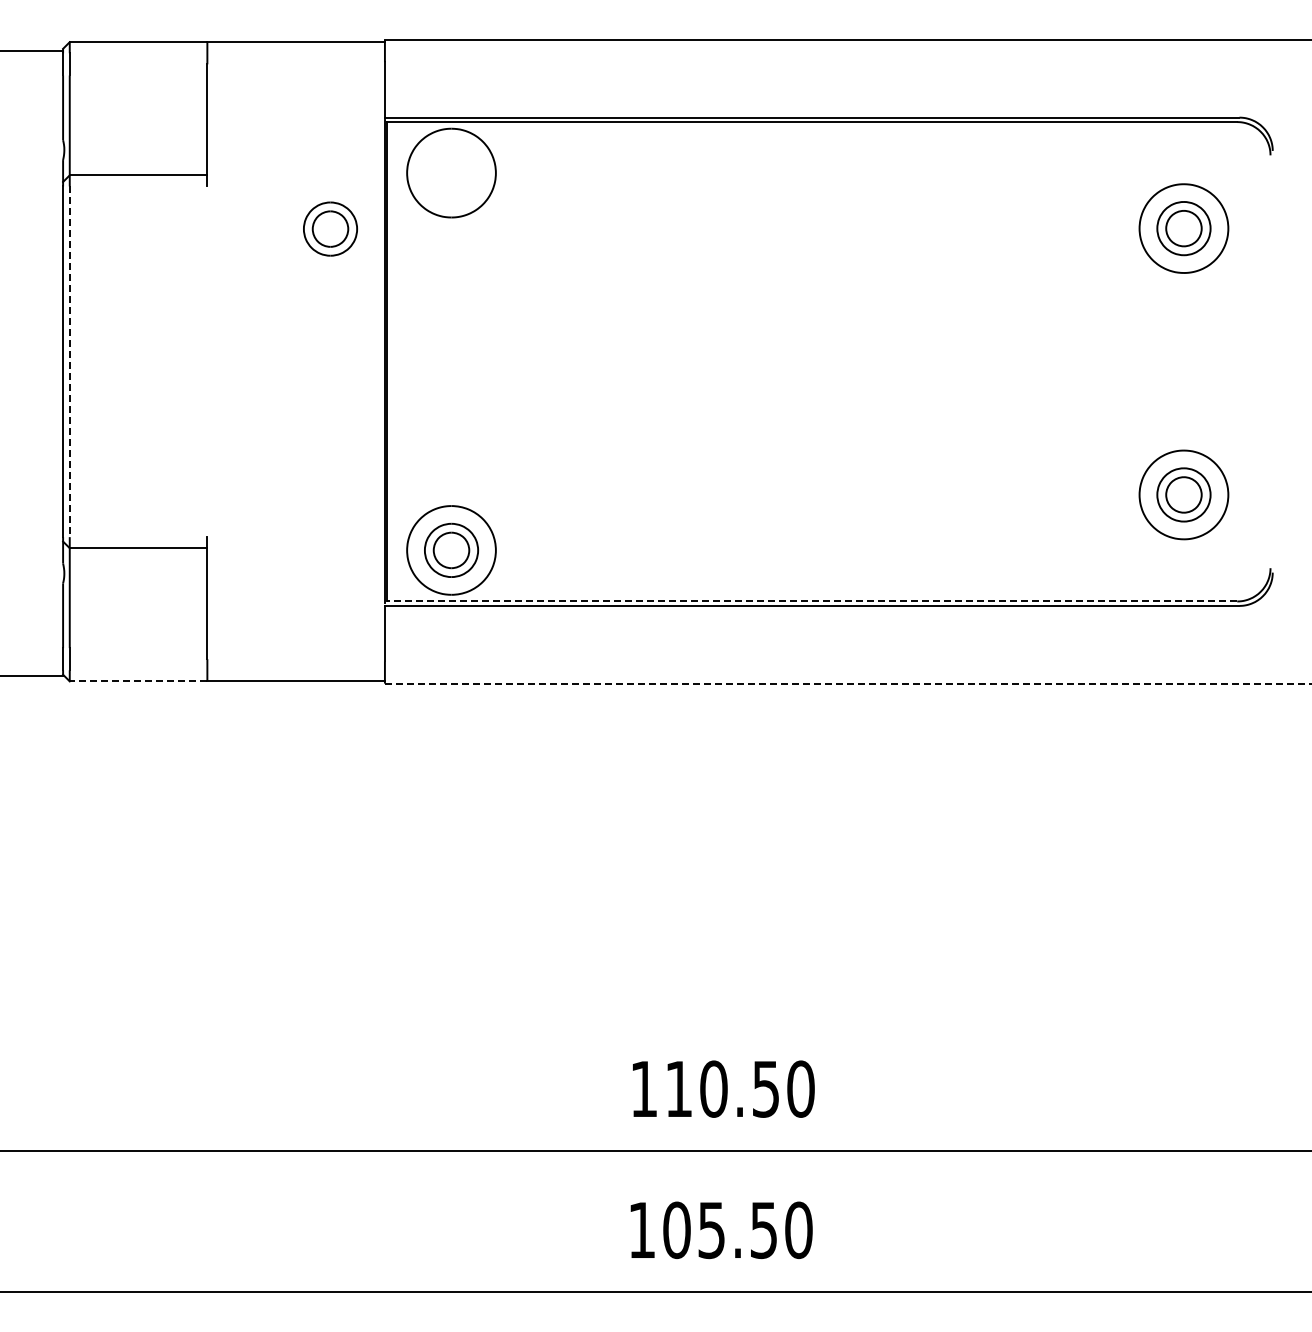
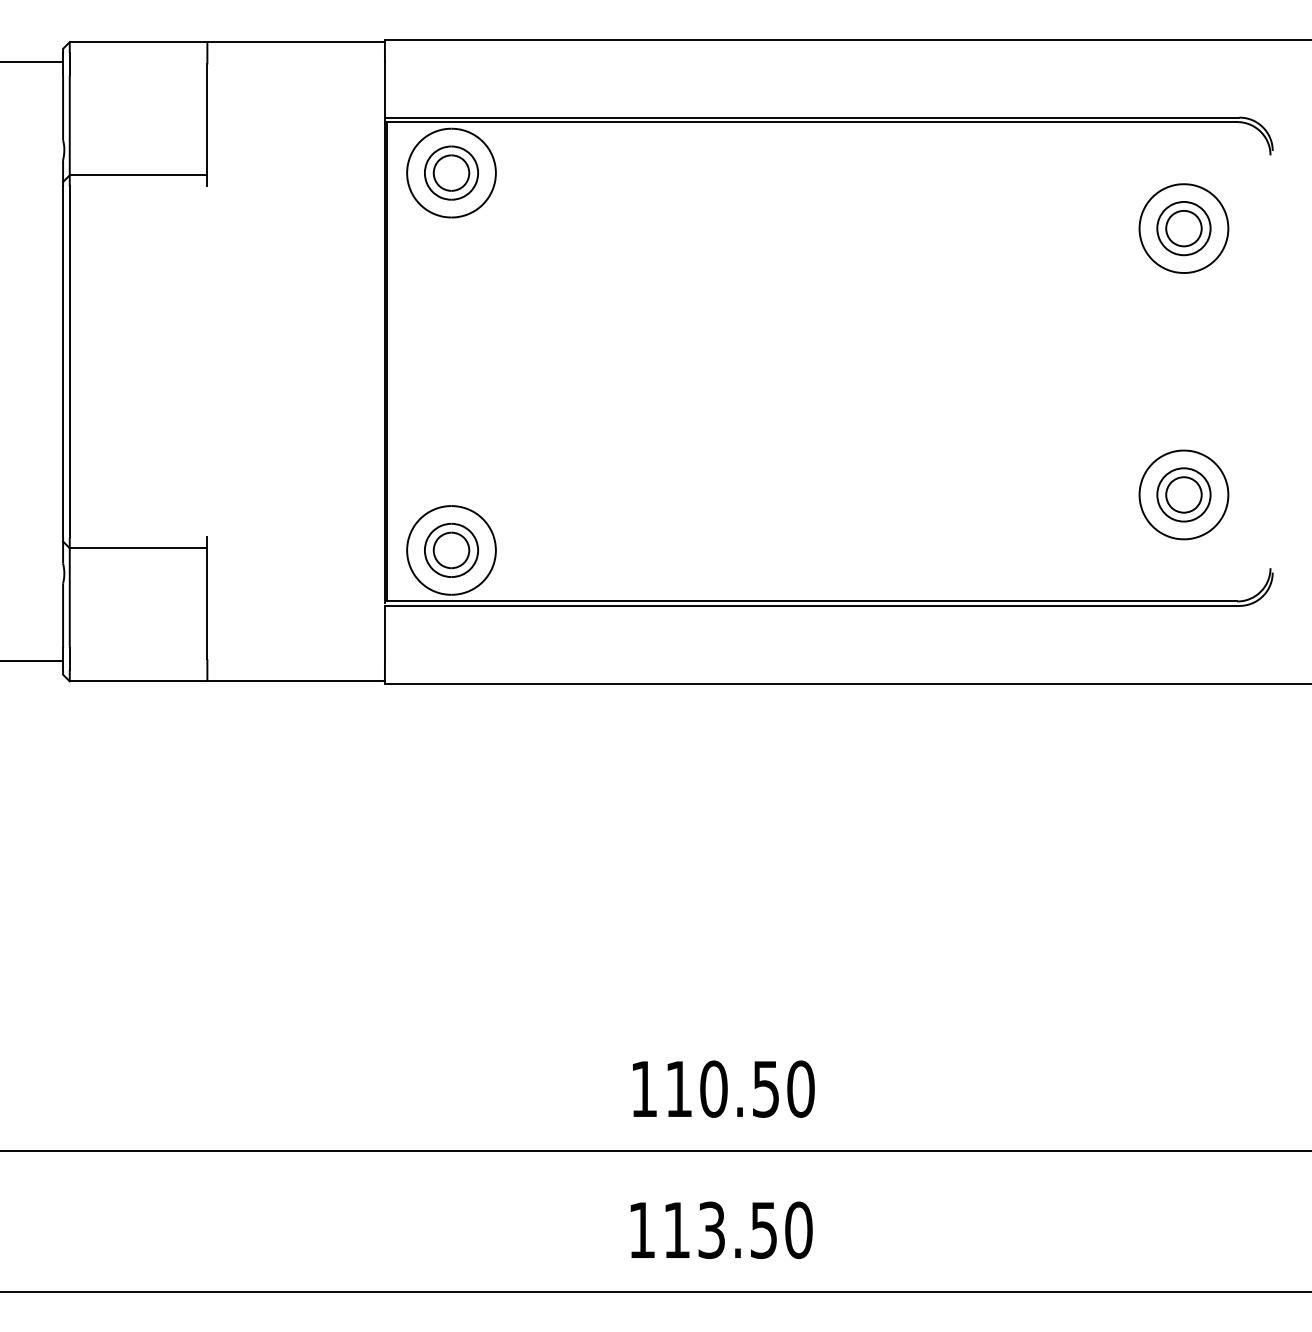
line position: (32, 51) -> (32, 62) (32, 62)
part position: (330, 228) -> (451, 172) (451, 172)
line: dashed -> solid (69, 362)
line: dashed -> solid (811, 601)
line position: (32, 676) -> (32, 661) (32, 661)
line: dashed -> solid (138, 681)
line: dashed -> solid (848, 683)
text: 105.50 -> 113.50 (693, 1230)
